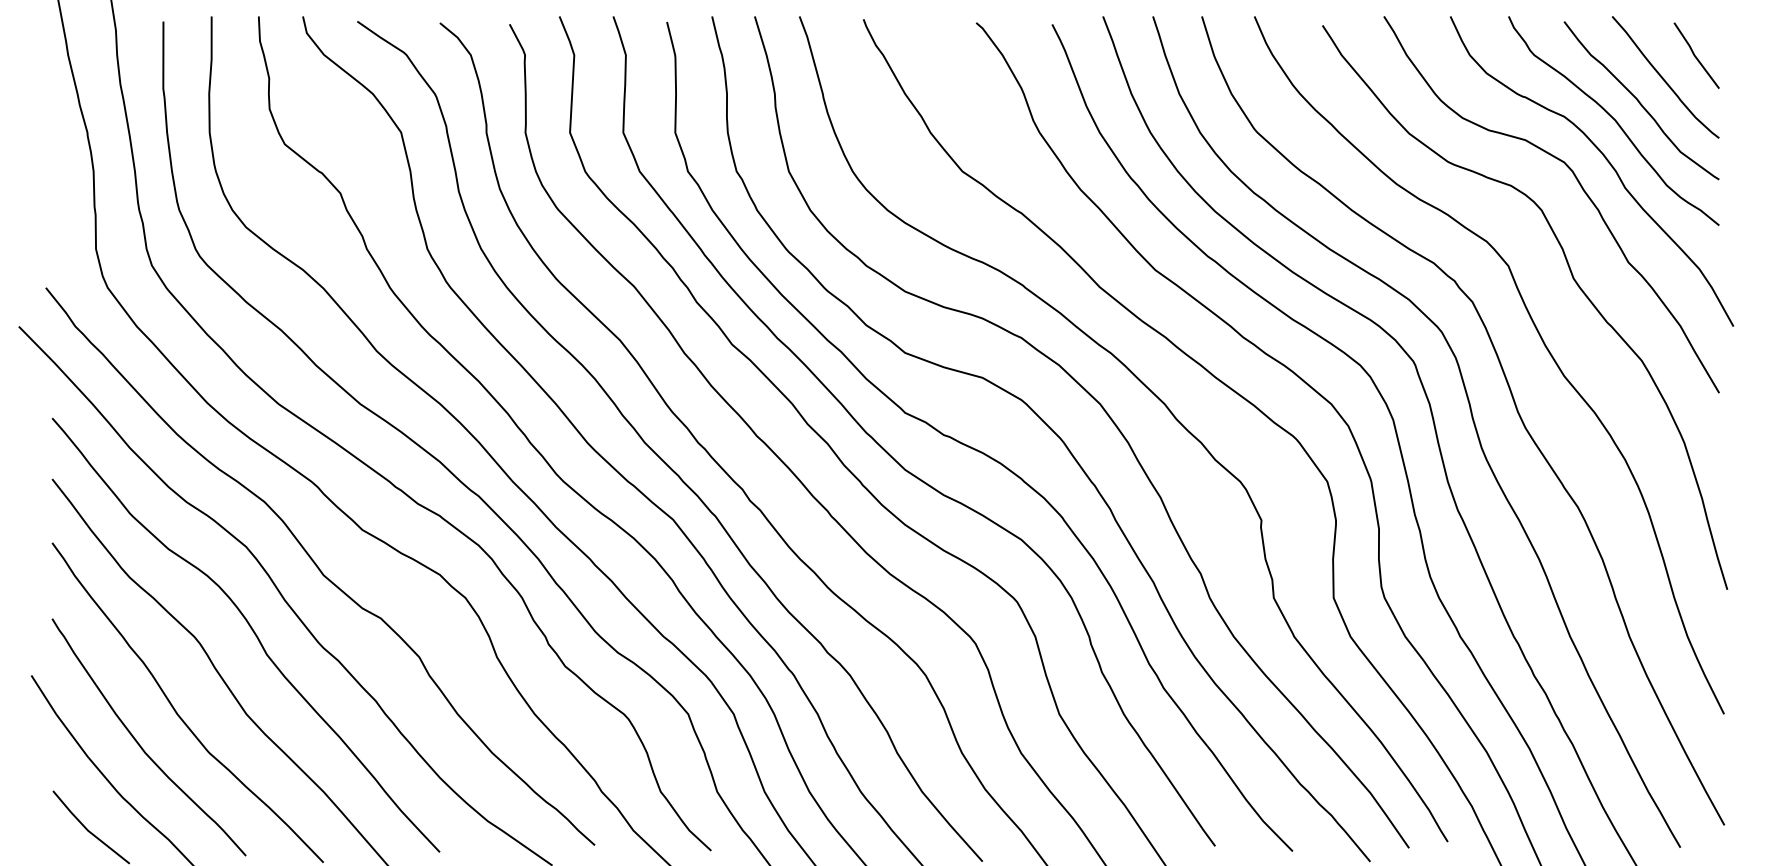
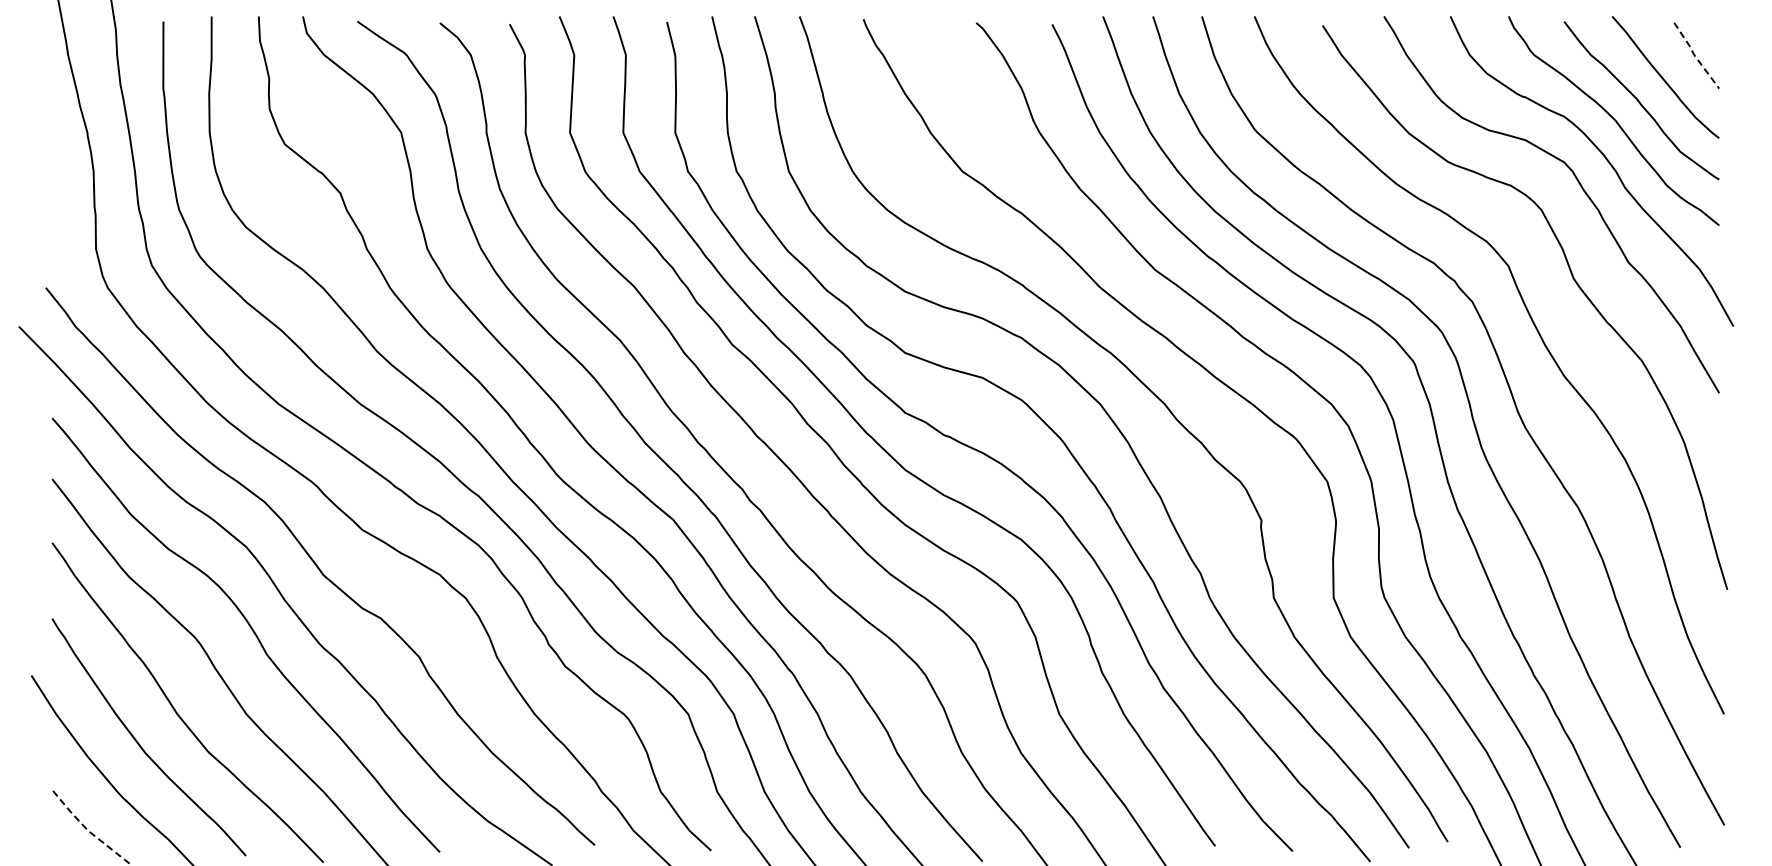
line: solid -> dashed (1694, 56)
line: solid -> dashed (87, 830)
